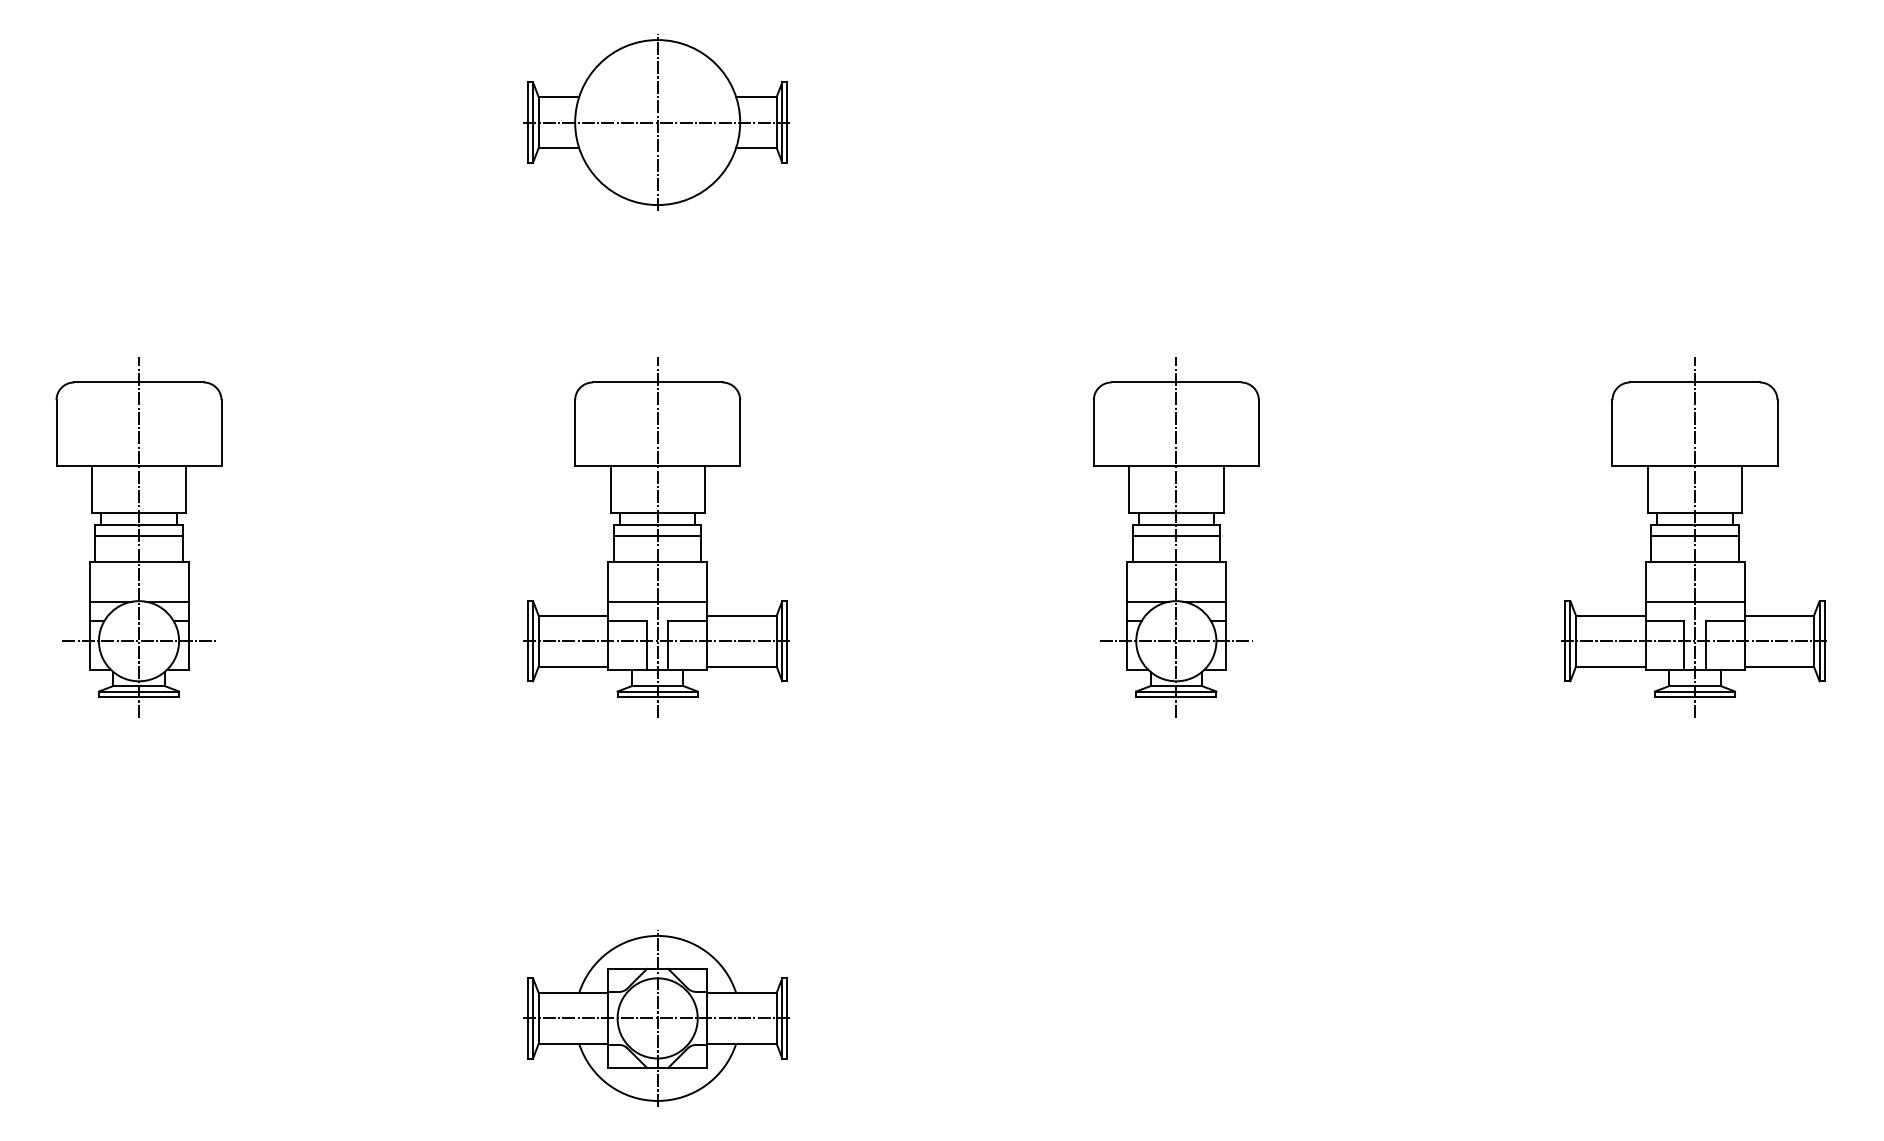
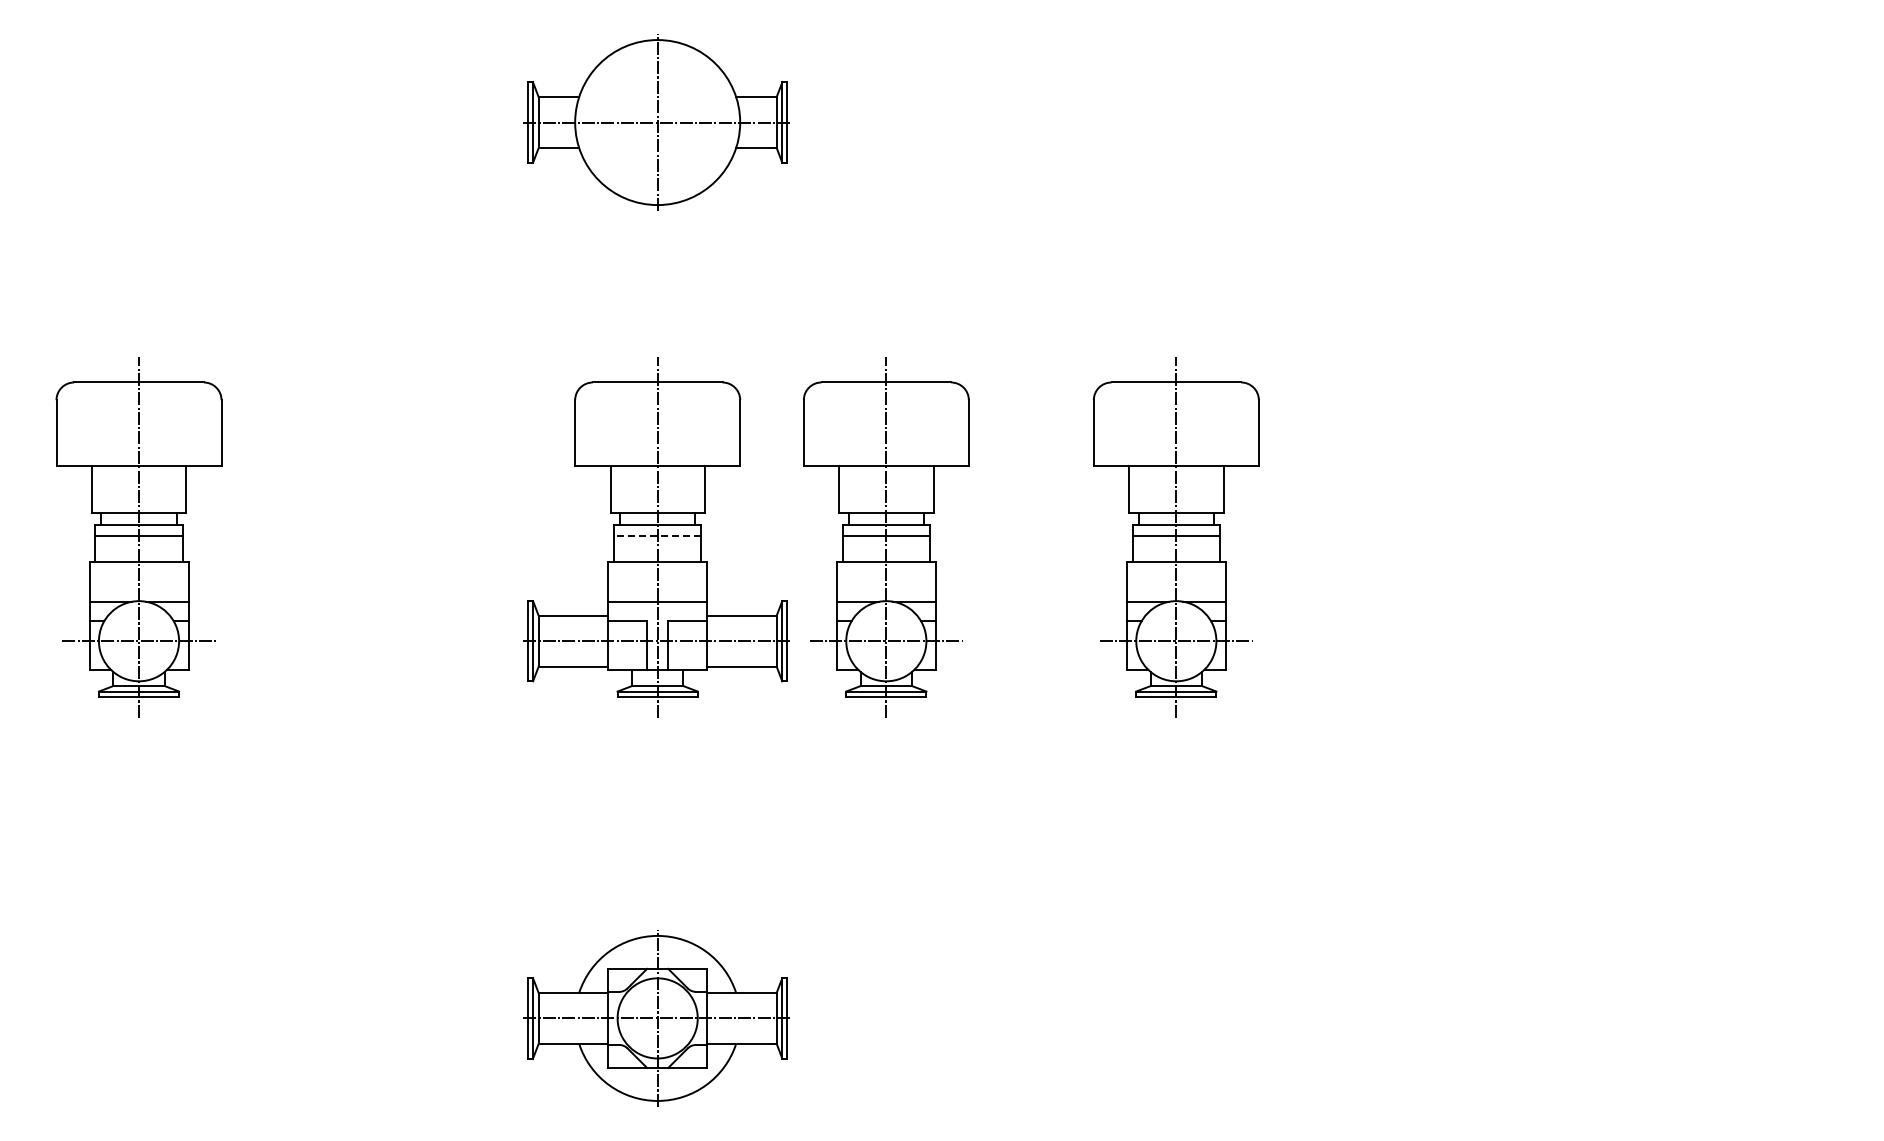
line: solid -> dashed (657, 535)
part: none -> present (886, 537)
part: present -> none (1693, 537)
